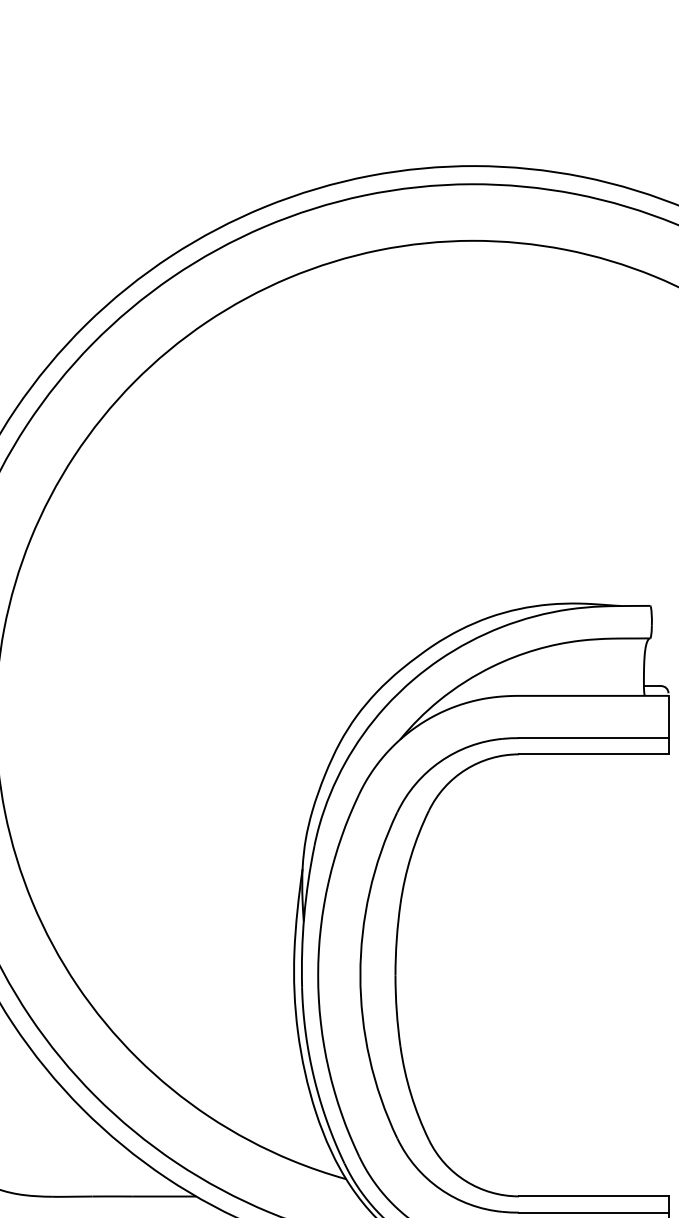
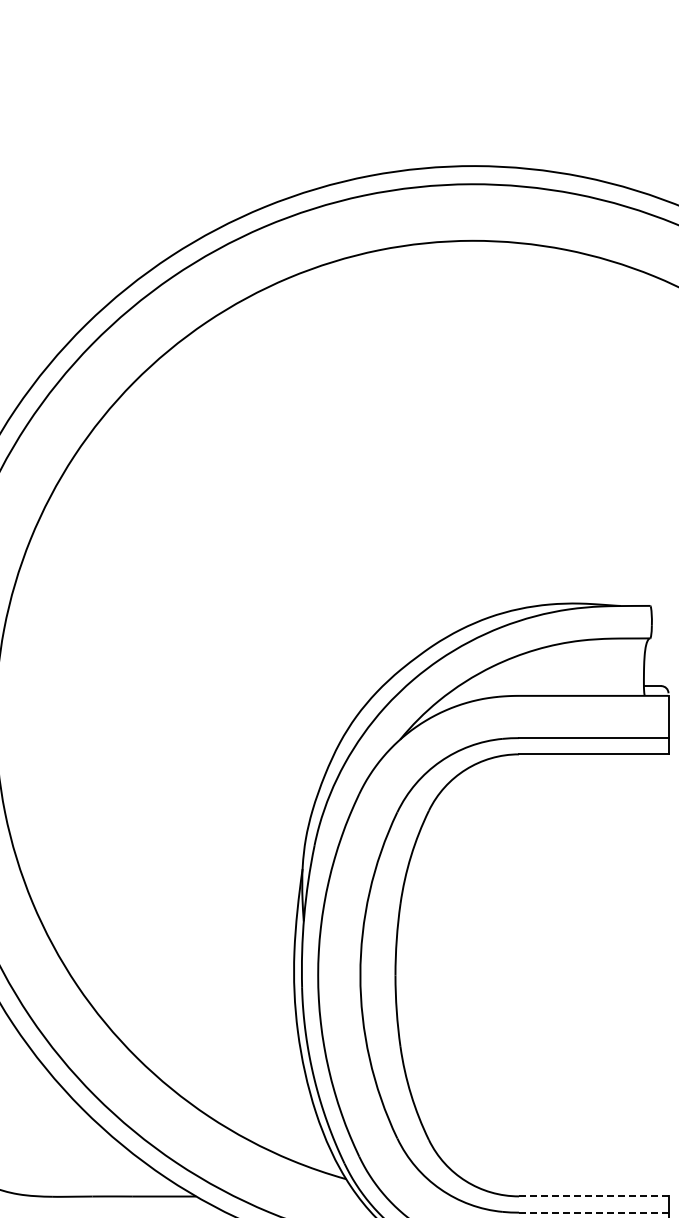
line: solid -> dashed (593, 1196)
line: solid -> dashed (593, 1212)
